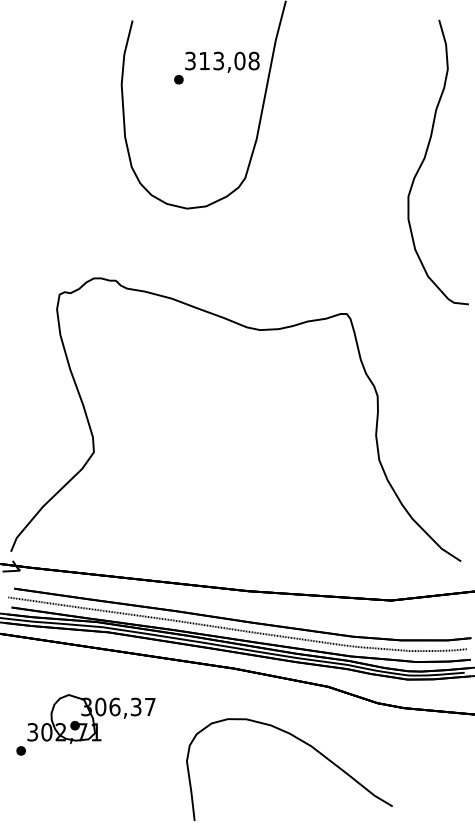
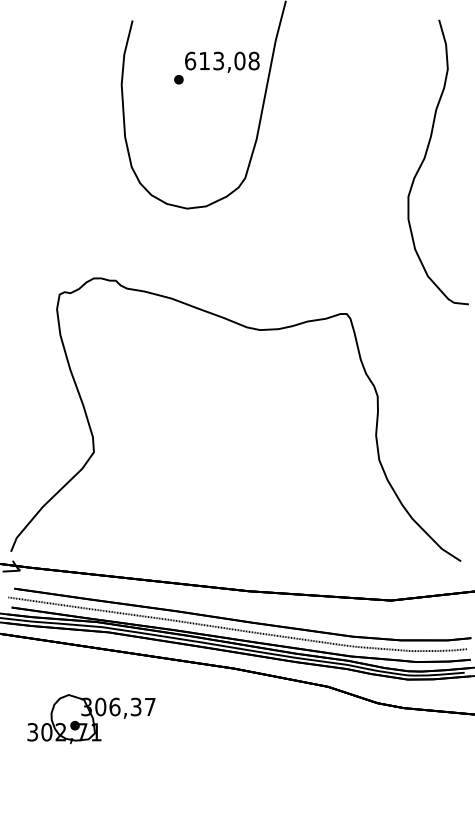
text: 313,08 -> 613,08 (190, 60)
curve: present -> none (302, 742)
part: present -> none (20, 750)
